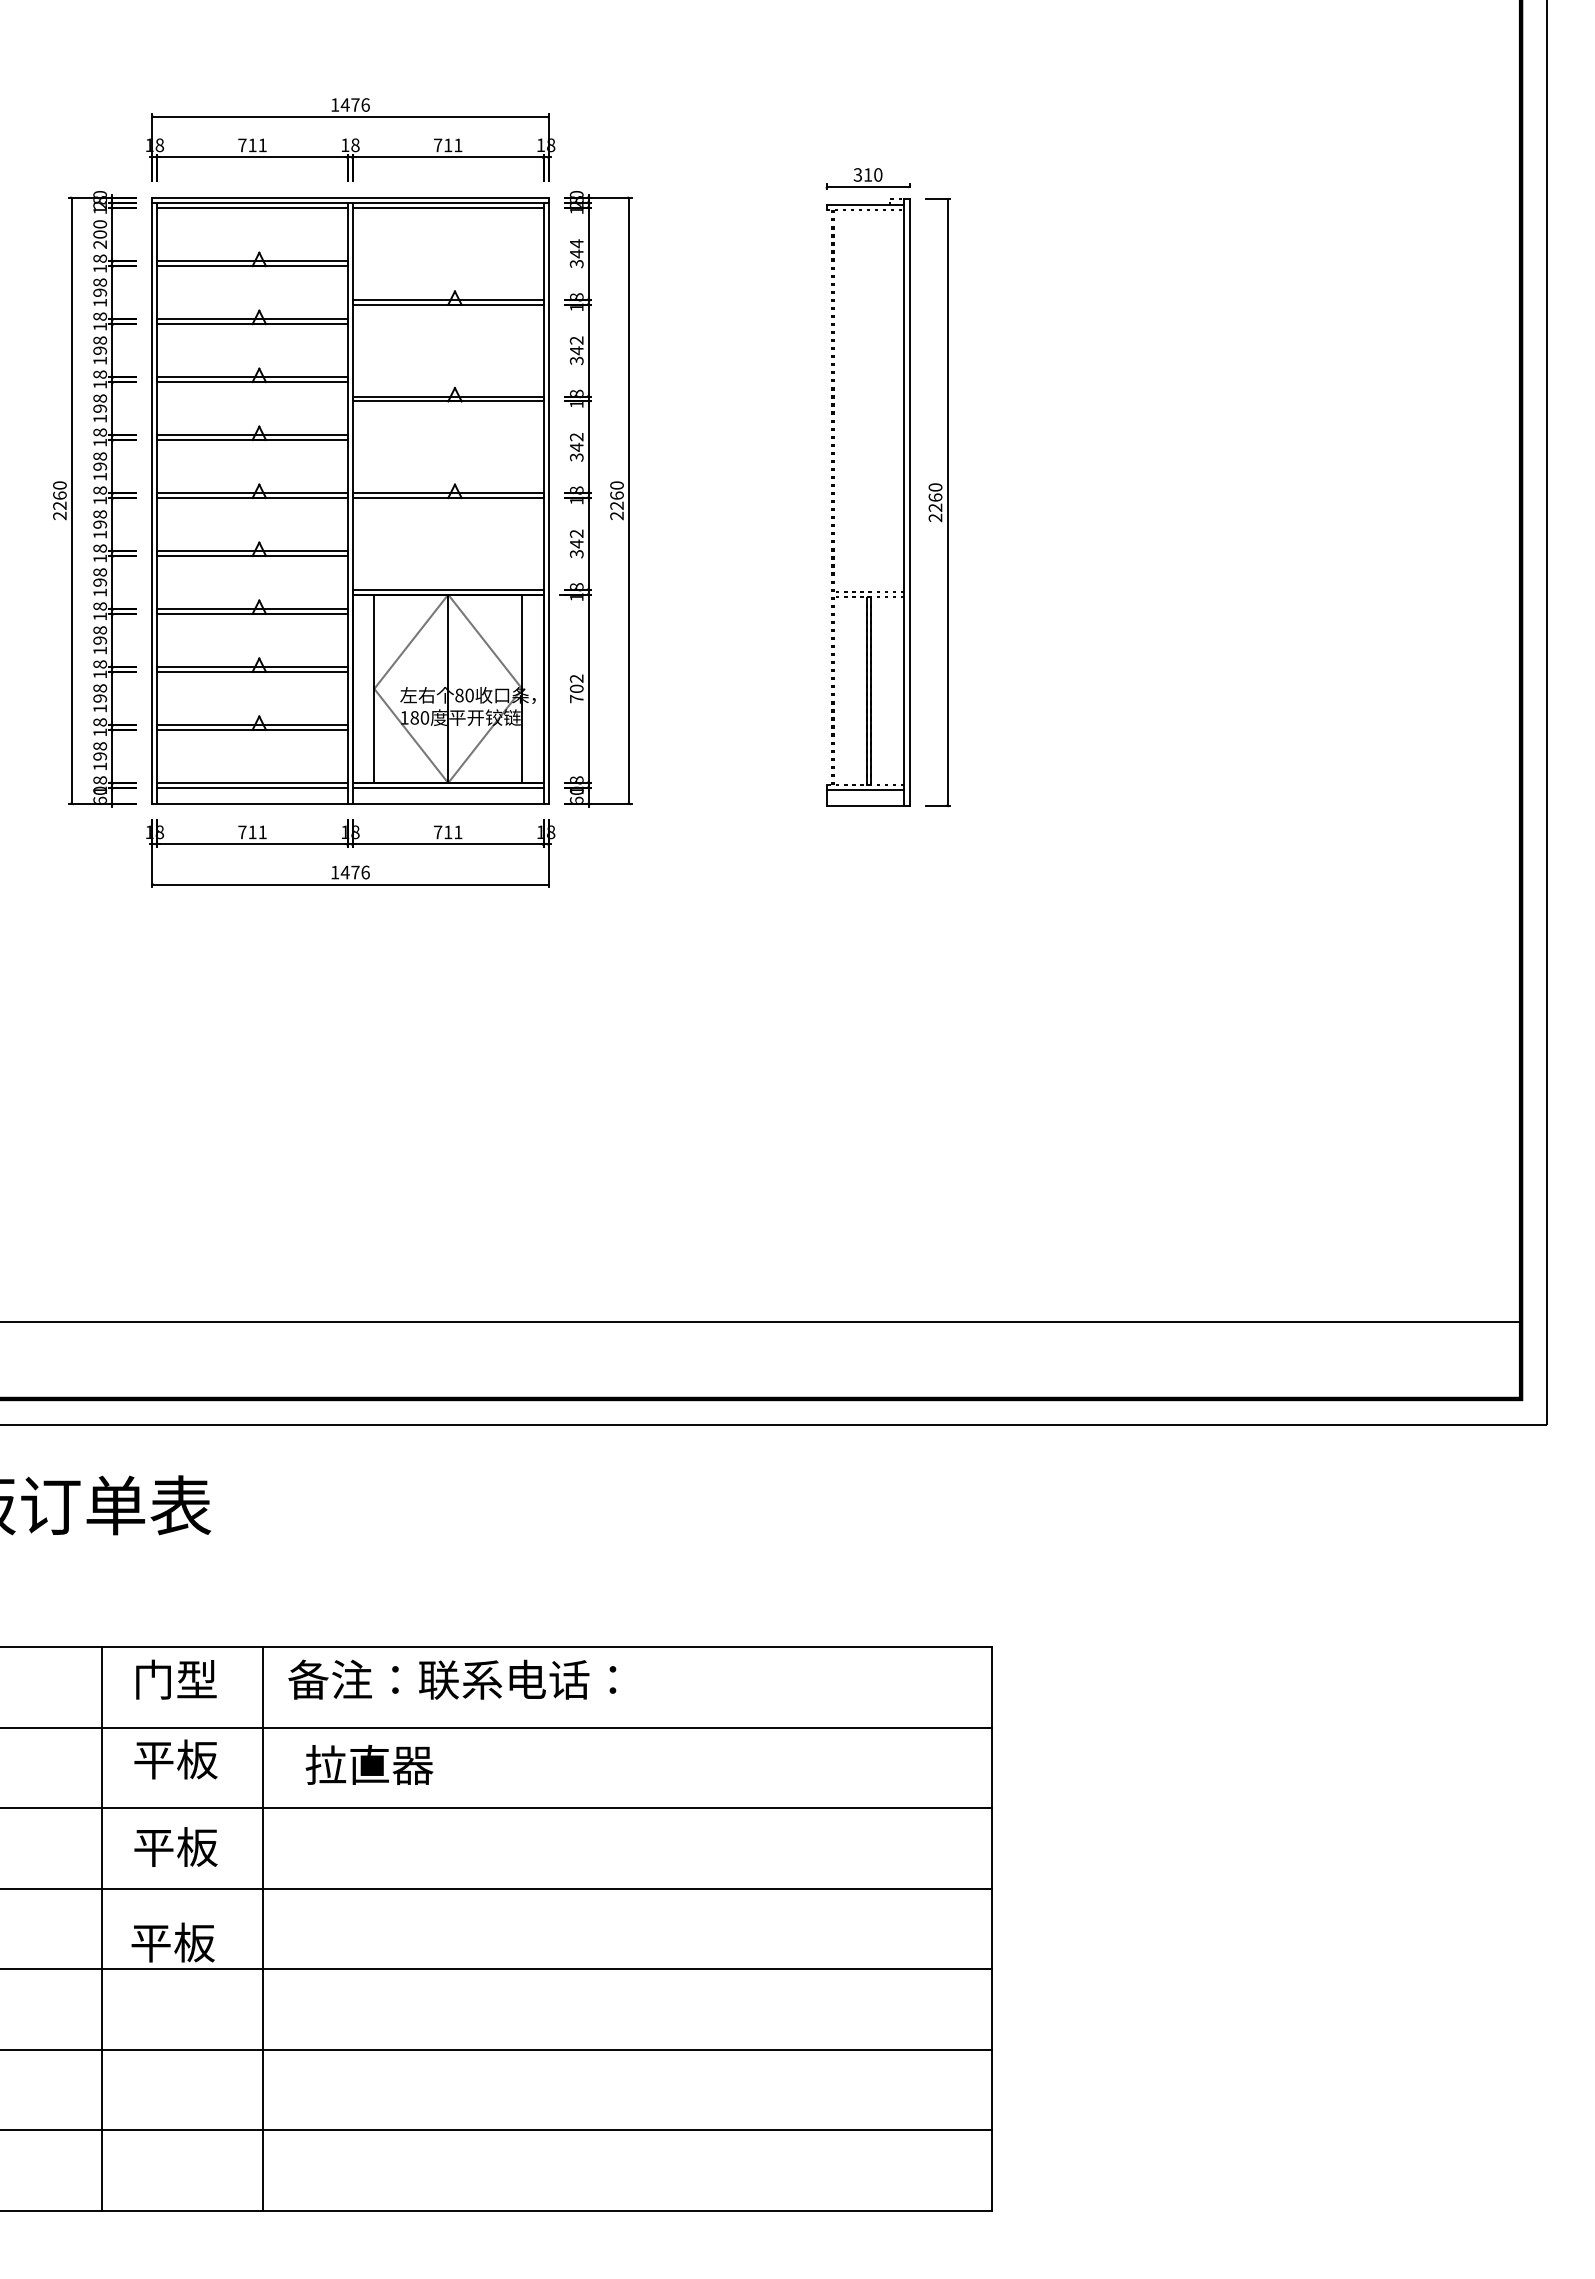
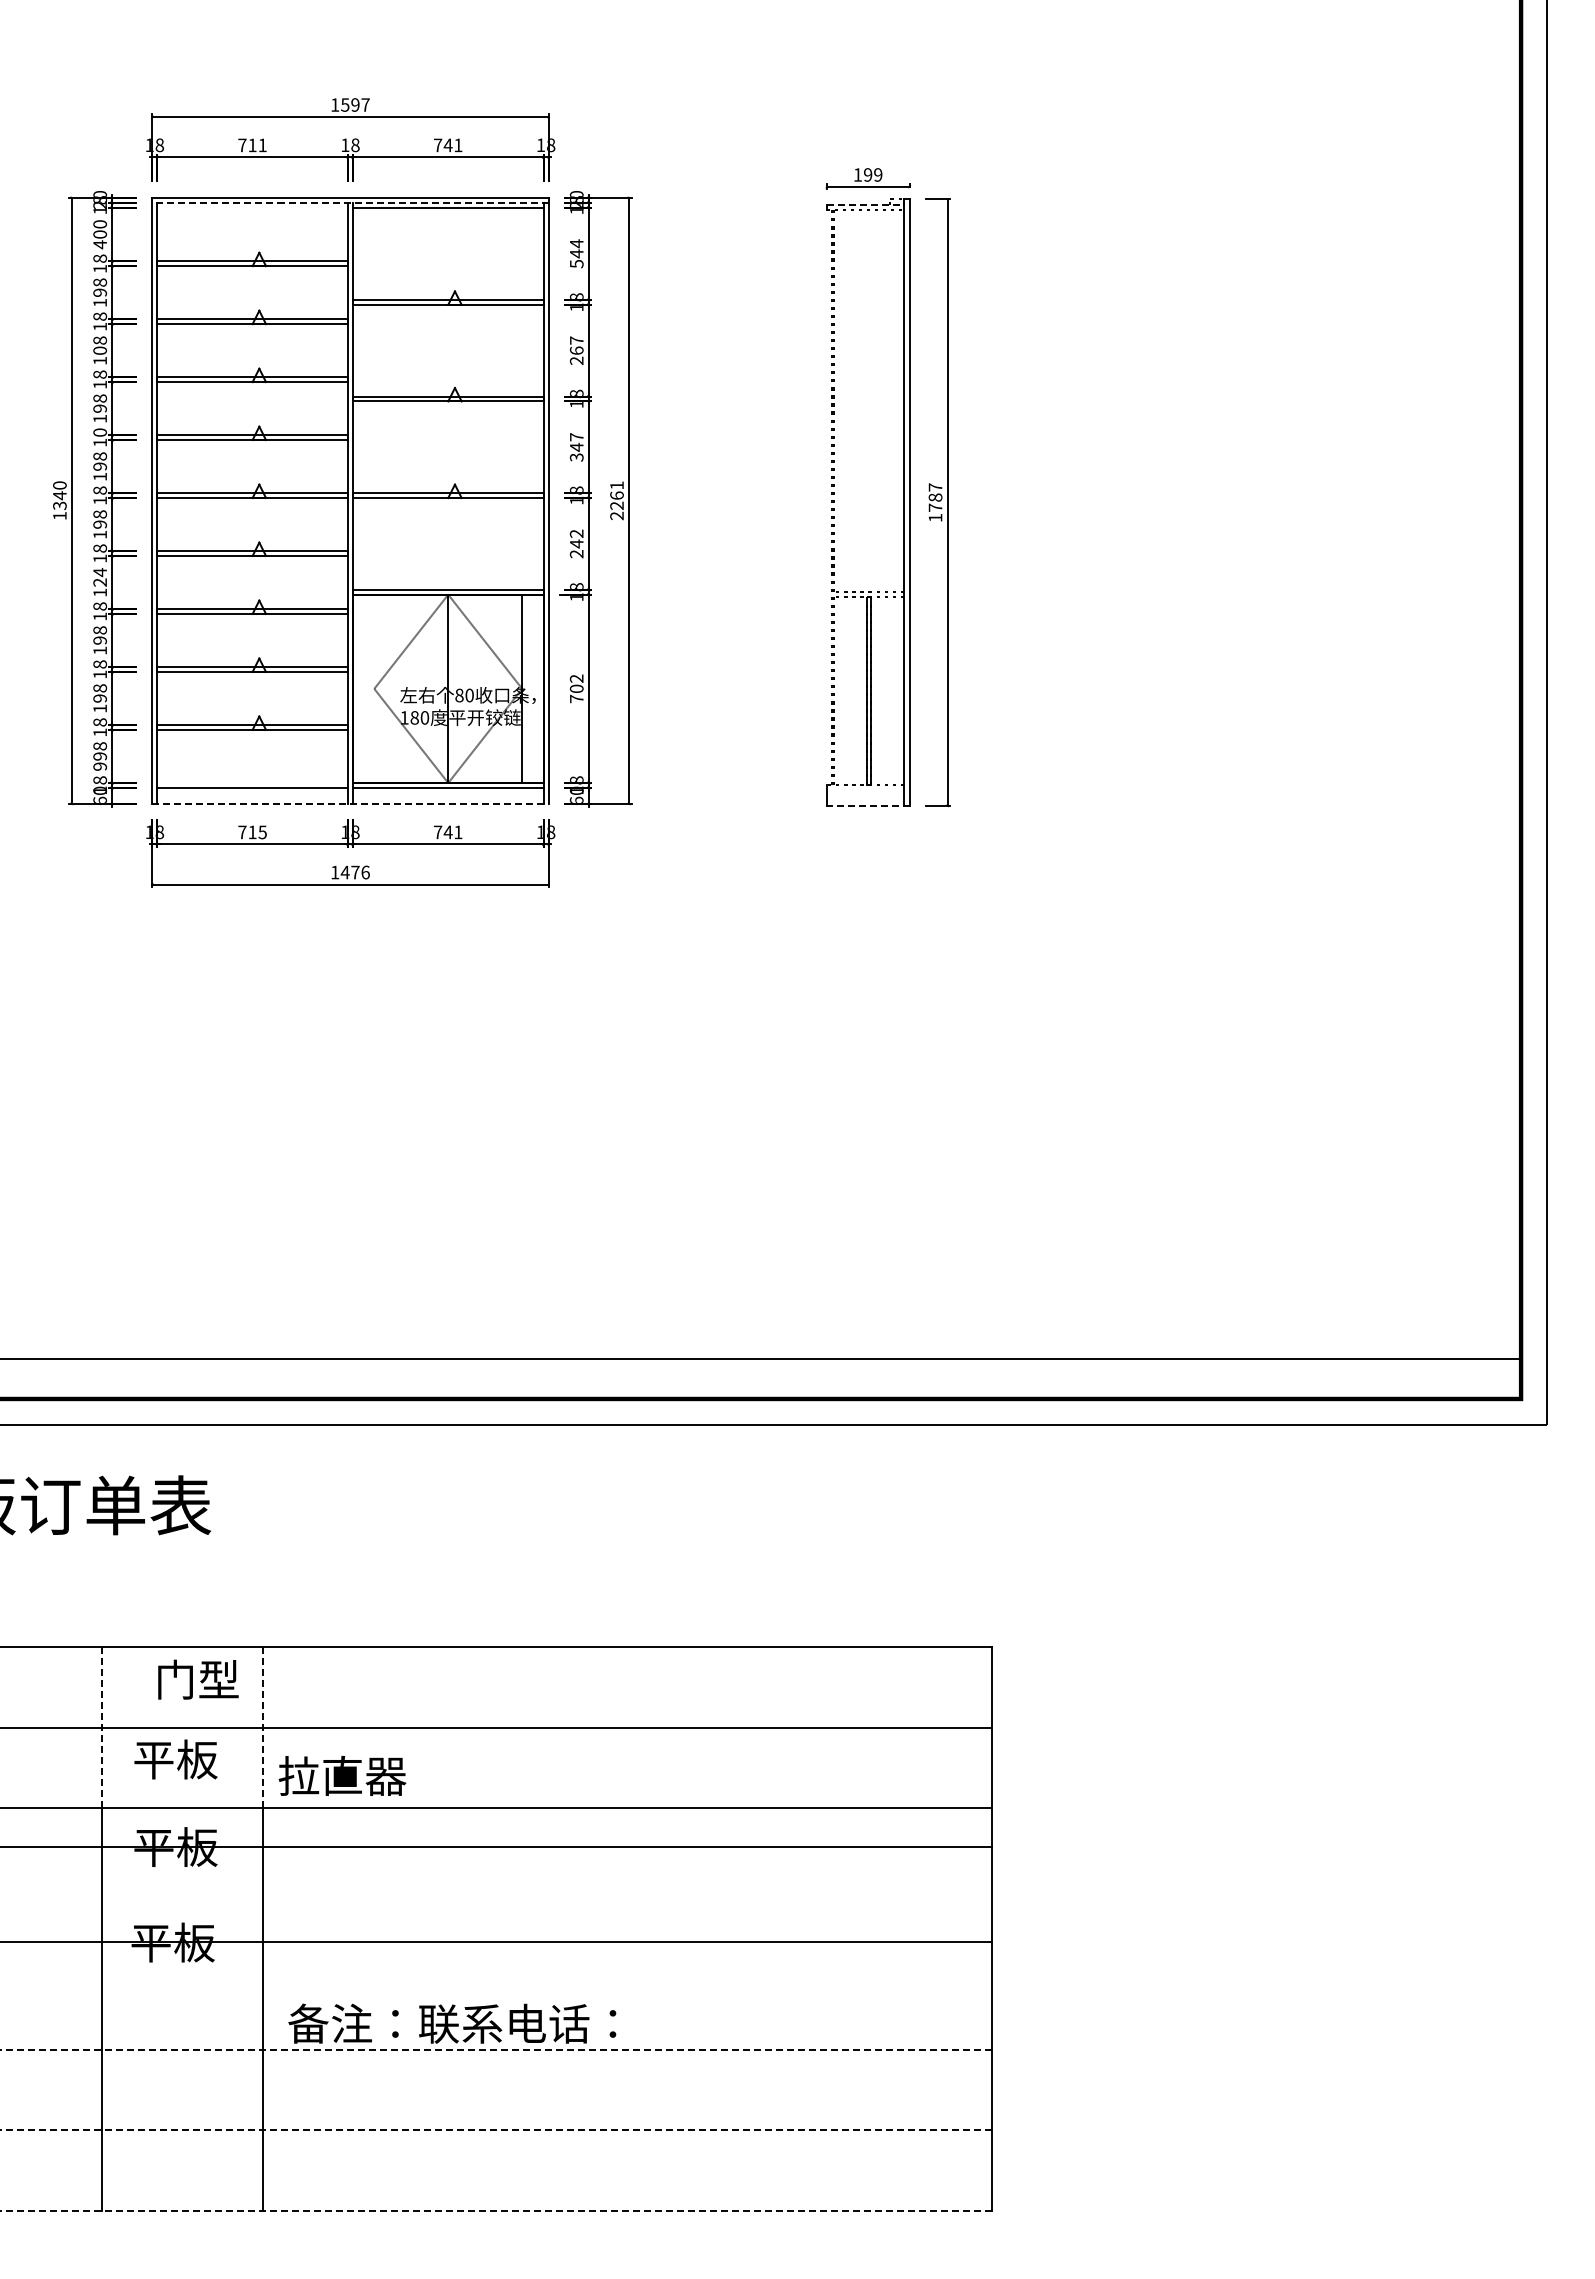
text: 1476 -> 1597 (354, 104)
text: 711 -> 741 (447, 145)
text: 310 -> 199 (867, 174)
line: solid -> dashed (349, 202)
line: solid -> dashed (865, 204)
line: present -> none (252, 207)
text: 200 -> 400 (99, 244)
text: 344 -> 544 (575, 263)
text: 198 -> 108 (99, 350)
text: 342 -> 267 (576, 350)
text: 18 -> 10 (99, 432)
text: 342 -> 347 (576, 437)
text: 2260 -> 2261 (616, 485)
text: 2260 -> 1787 (935, 502)
text: 2260 -> 1340 (59, 505)
text: 342 -> 242 (576, 554)
text: 198 -> 124 (100, 577)
line: present -> none (374, 688)
text: 198 -> 998 (100, 766)
line: present -> none (252, 783)
line: present -> none (864, 789)
line: solid -> dashed (350, 804)
line: solid -> dashed (868, 805)
text: 711 -> 715 (262, 832)
text: 711 -> 741 (447, 832)
line position: (761, 1321) -> (761, 1358) (761, 1358)
text position: (176, 1679) -> (198, 1679) (198, 1679)
text position: (452, 1679) -> (452, 2023) (452, 2023)
line: solid -> dashed (101, 1727)
line: solid -> dashed (262, 1727)
text position: (369, 1764) -> (342, 1775) (342, 1775)
line position: (497, 1888) -> (497, 1846) (497, 1846)
line position: (497, 1969) -> (497, 1942) (497, 1942)
line: solid -> dashed (496, 2049)
line: solid -> dashed (496, 2130)
line: solid -> dashed (496, 2210)
